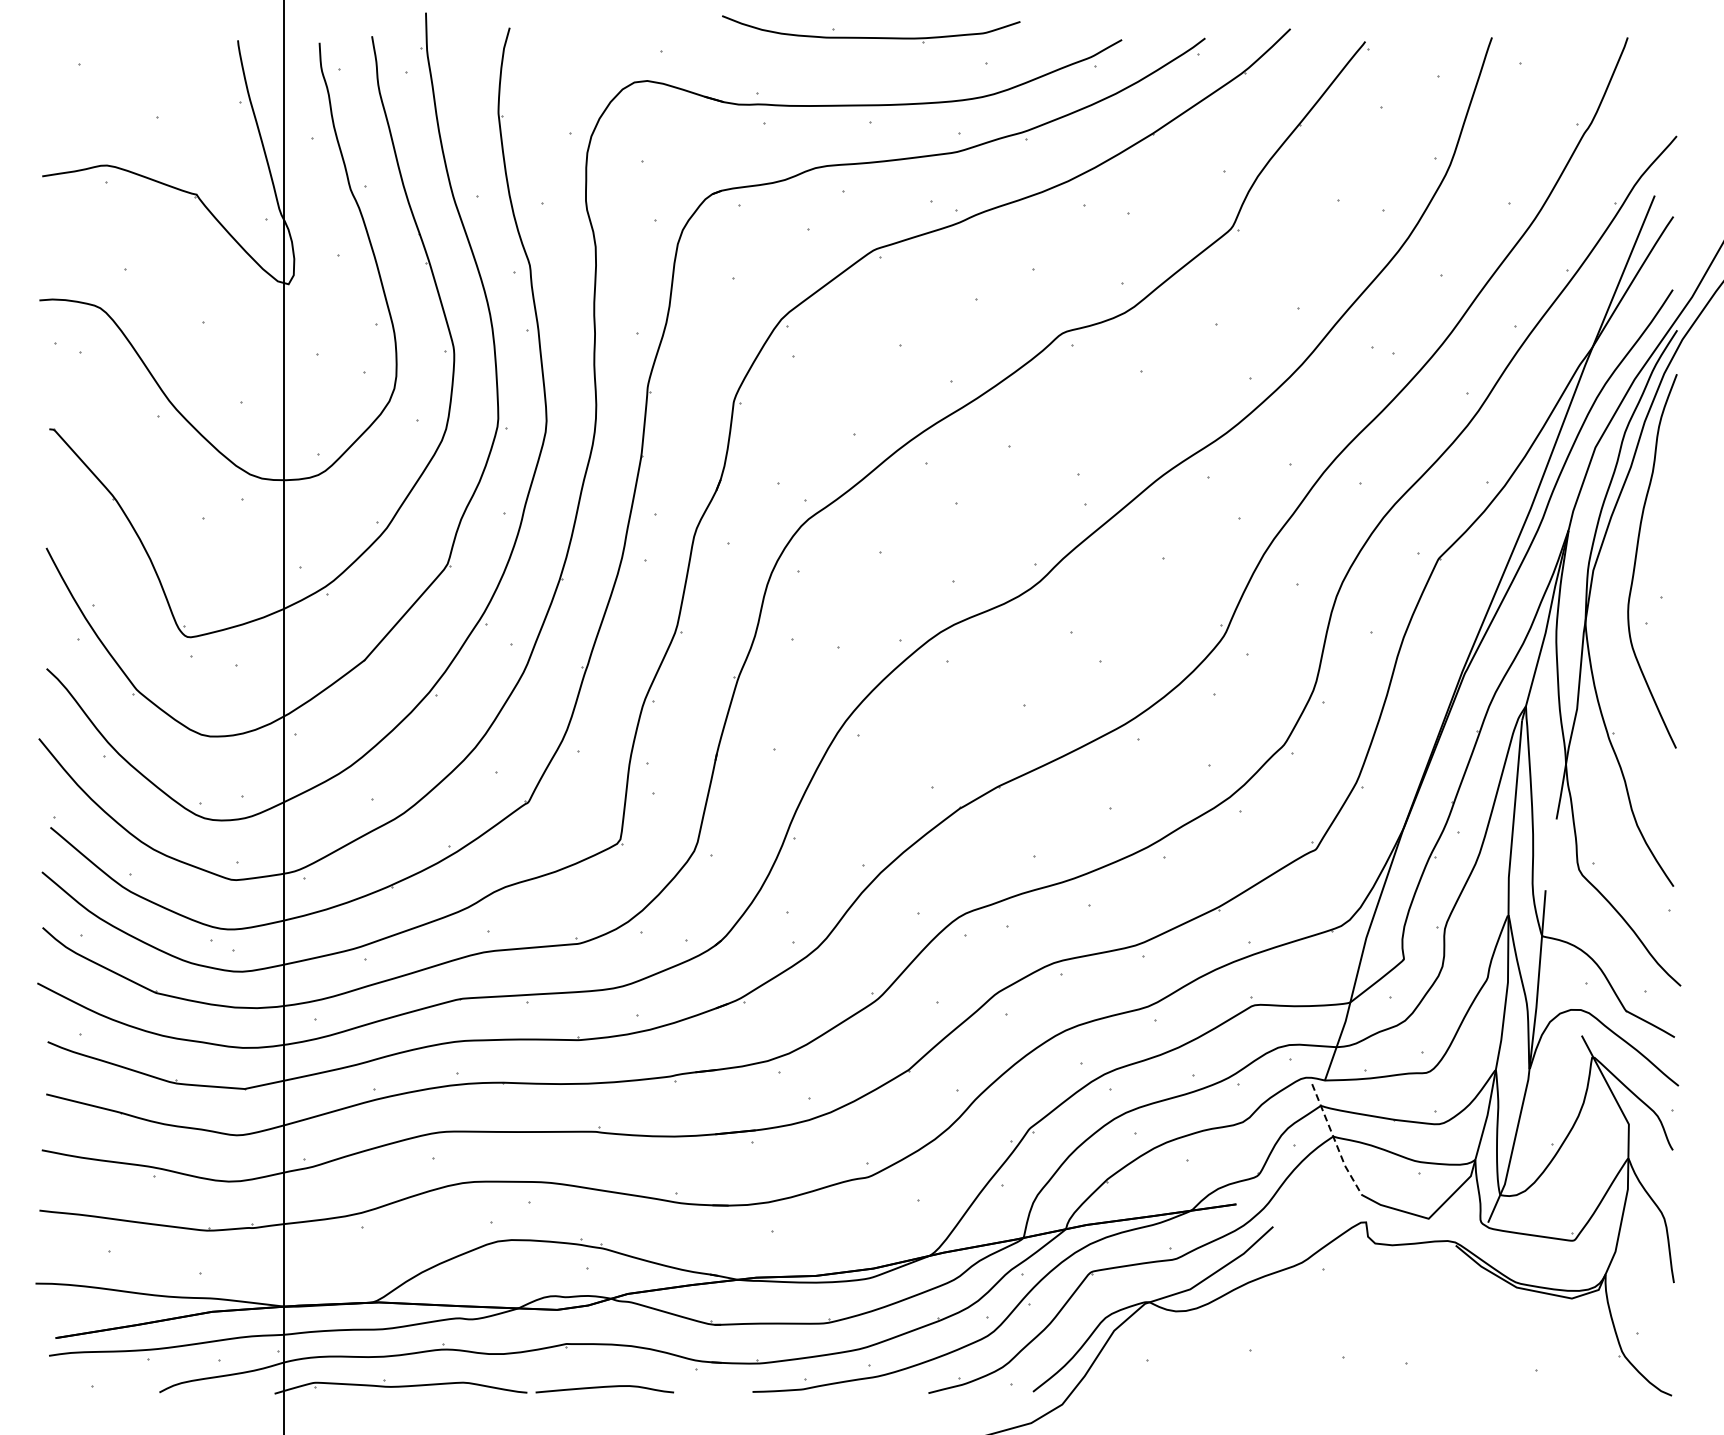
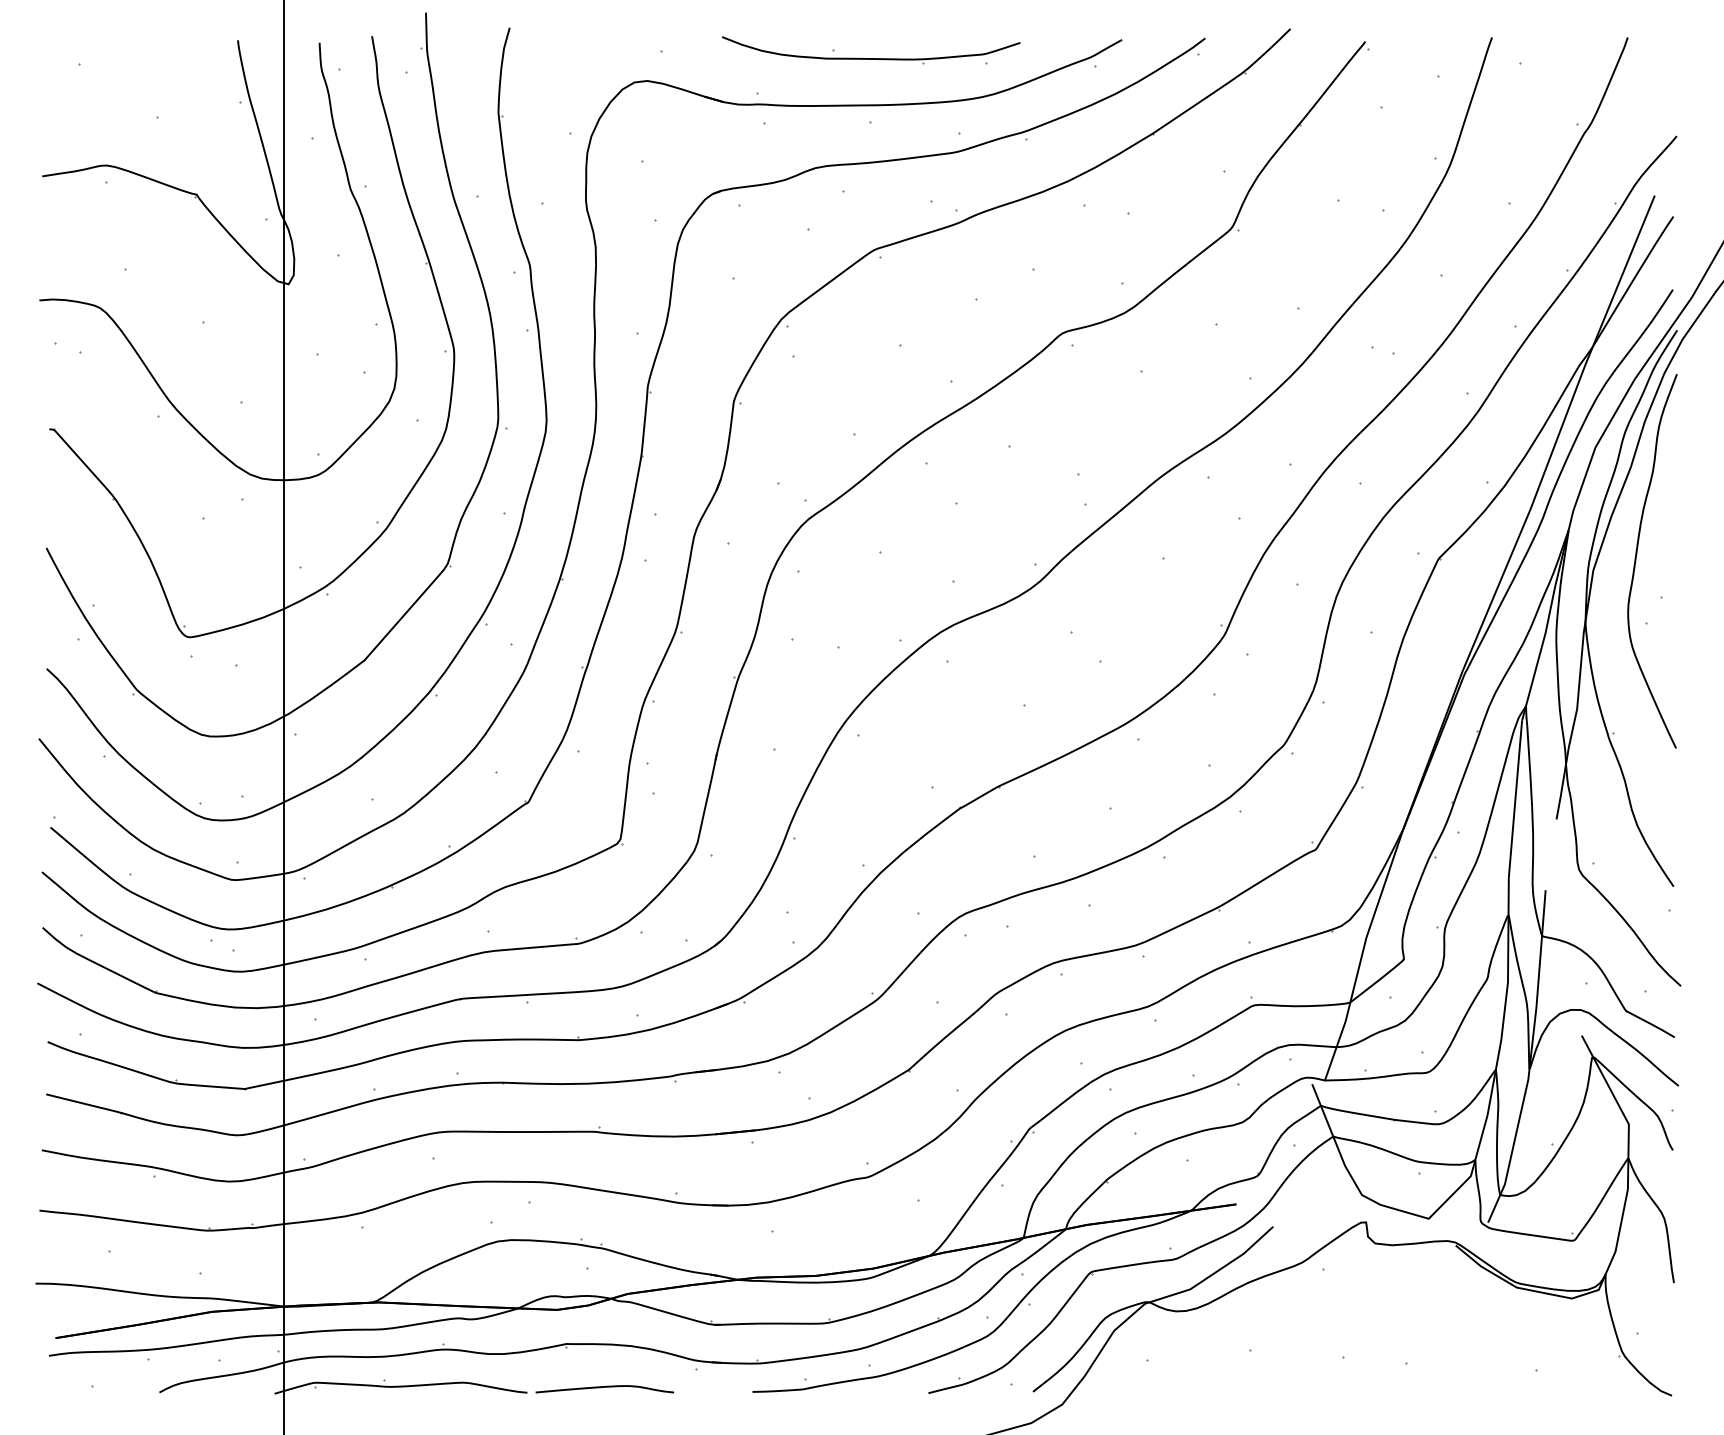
part position: (871, 37) -> (871, 58) (871, 58)
line: dashed -> solid (1335, 1142)
